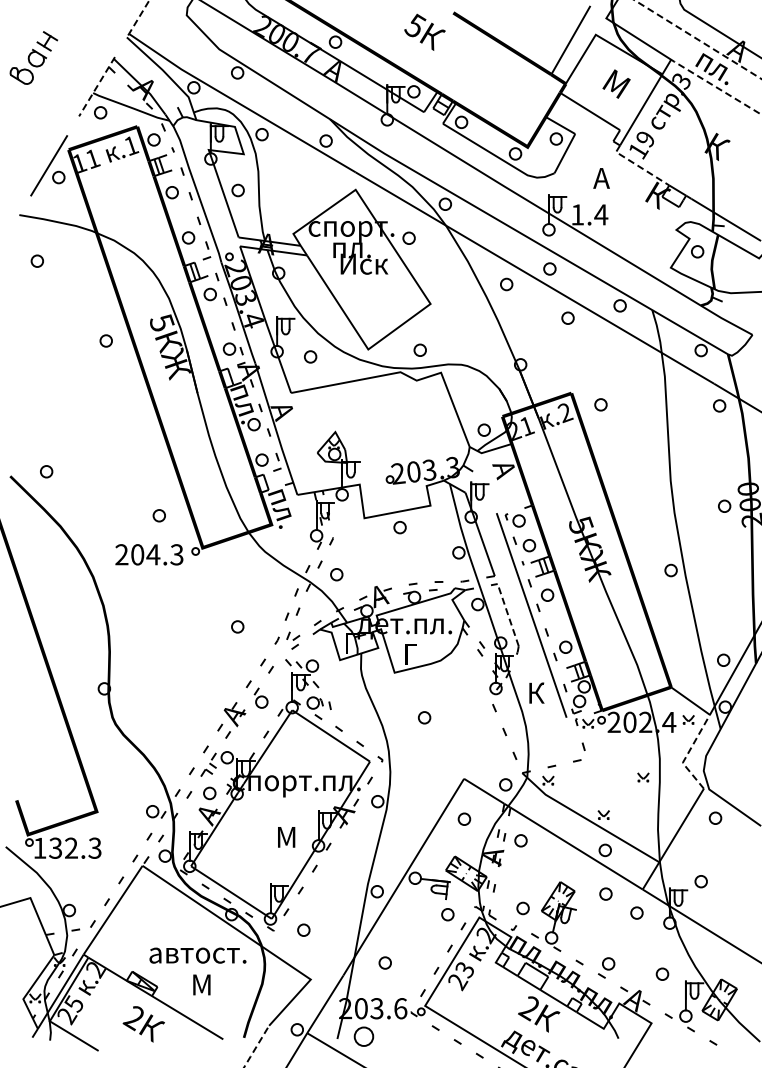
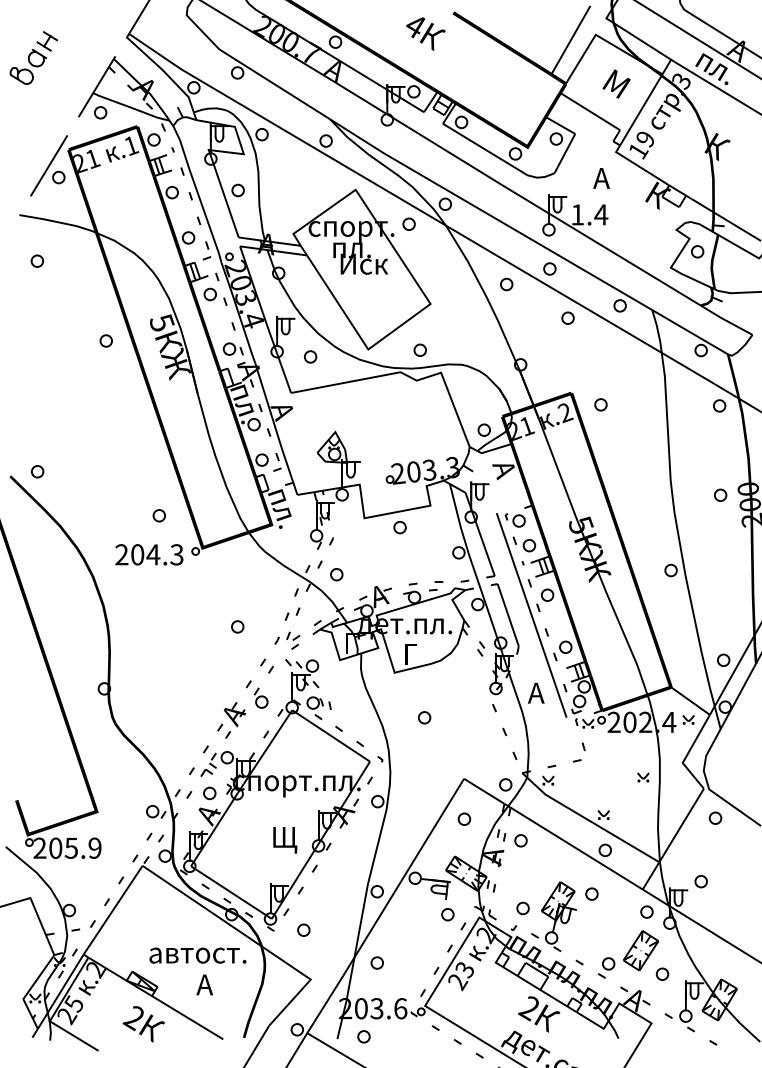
line: dashed -> solid (138, 18)
text: 5 -> 4 (415, 25)
line: dashed -> solid (697, 39)
line: dashed -> solid (97, 86)
line: dashed -> solid (718, 88)
text: 11 -> 21 (80, 162)
line: dashed -> solid (638, 166)
part position: (408, 237) -> (408, 223) (408, 223)
part position: (46, 471) -> (37, 471) (37, 471)
part position: (724, 505) -> (720, 494) (720, 494)
line: dashed -> solid (508, 615)
text: К -> А (536, 692)
line: dashed -> solid (688, 753)
text: М -> Щ (285, 840)
text: 132.3 -> 205.9 (67, 847)
part position: (605, 893) -> (591, 893) (591, 893)
part position: (636, 912) -> (646, 911) (646, 911)
part: none -> present (641, 950)
part position: (384, 962) -> (376, 962) (376, 962)
text: М -> А (202, 984)
part size: 22x21 px -> 14x14 px (363, 1036)
line: dashed -> solid (256, 1047)
